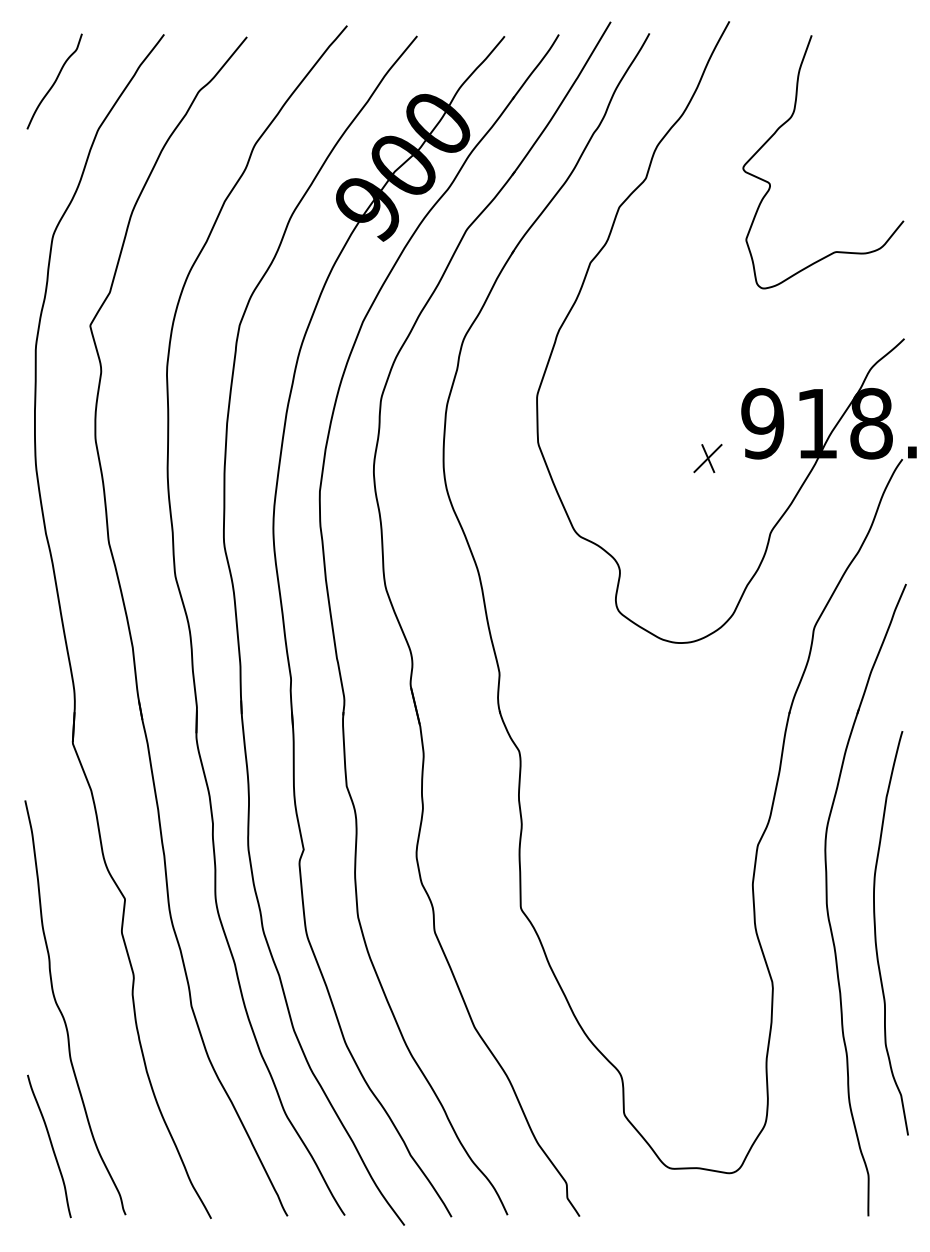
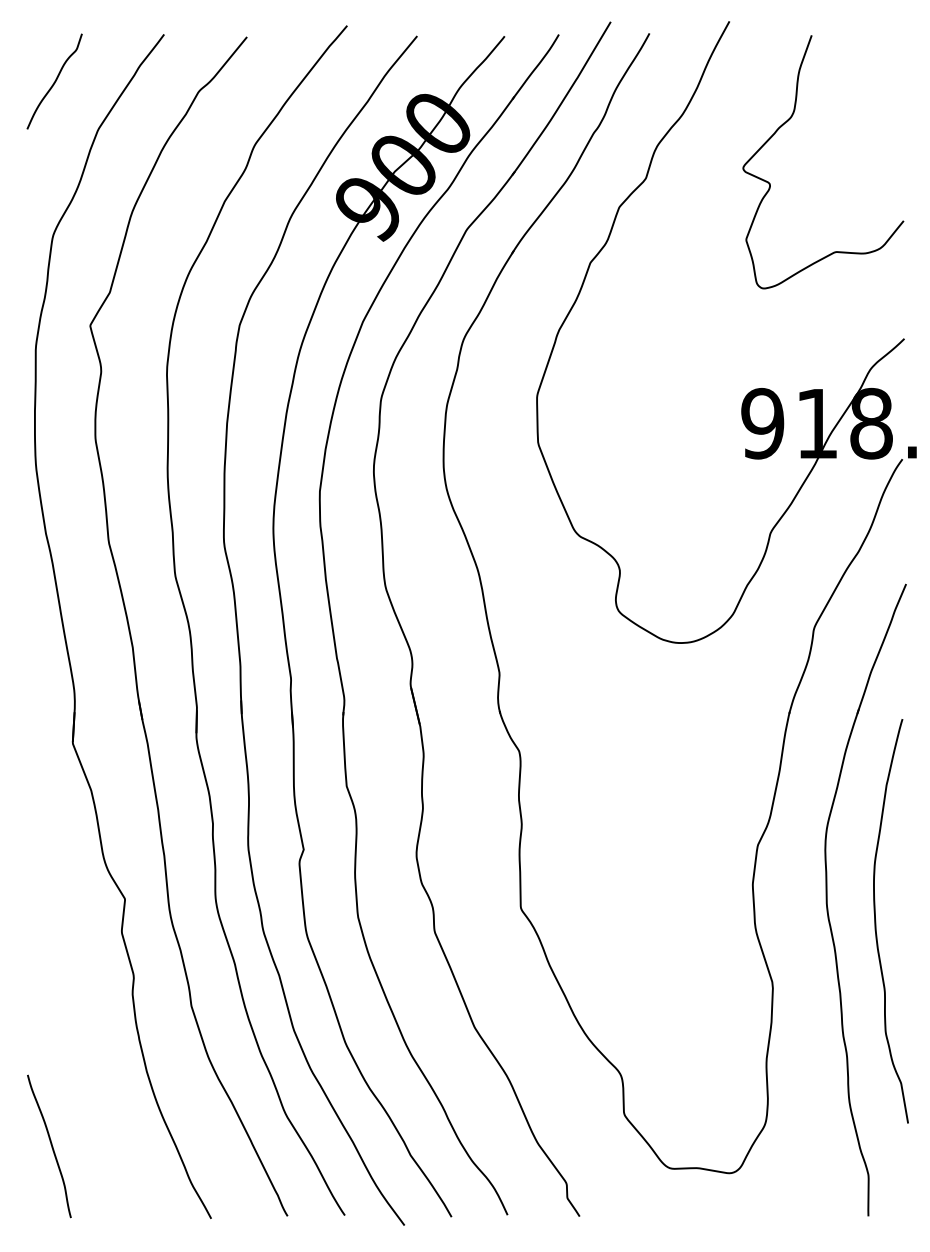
part: present -> none (707, 458)
curve position: (876, 933) -> (876, 921) (876, 921)
curve: present -> none (62, 1013)
